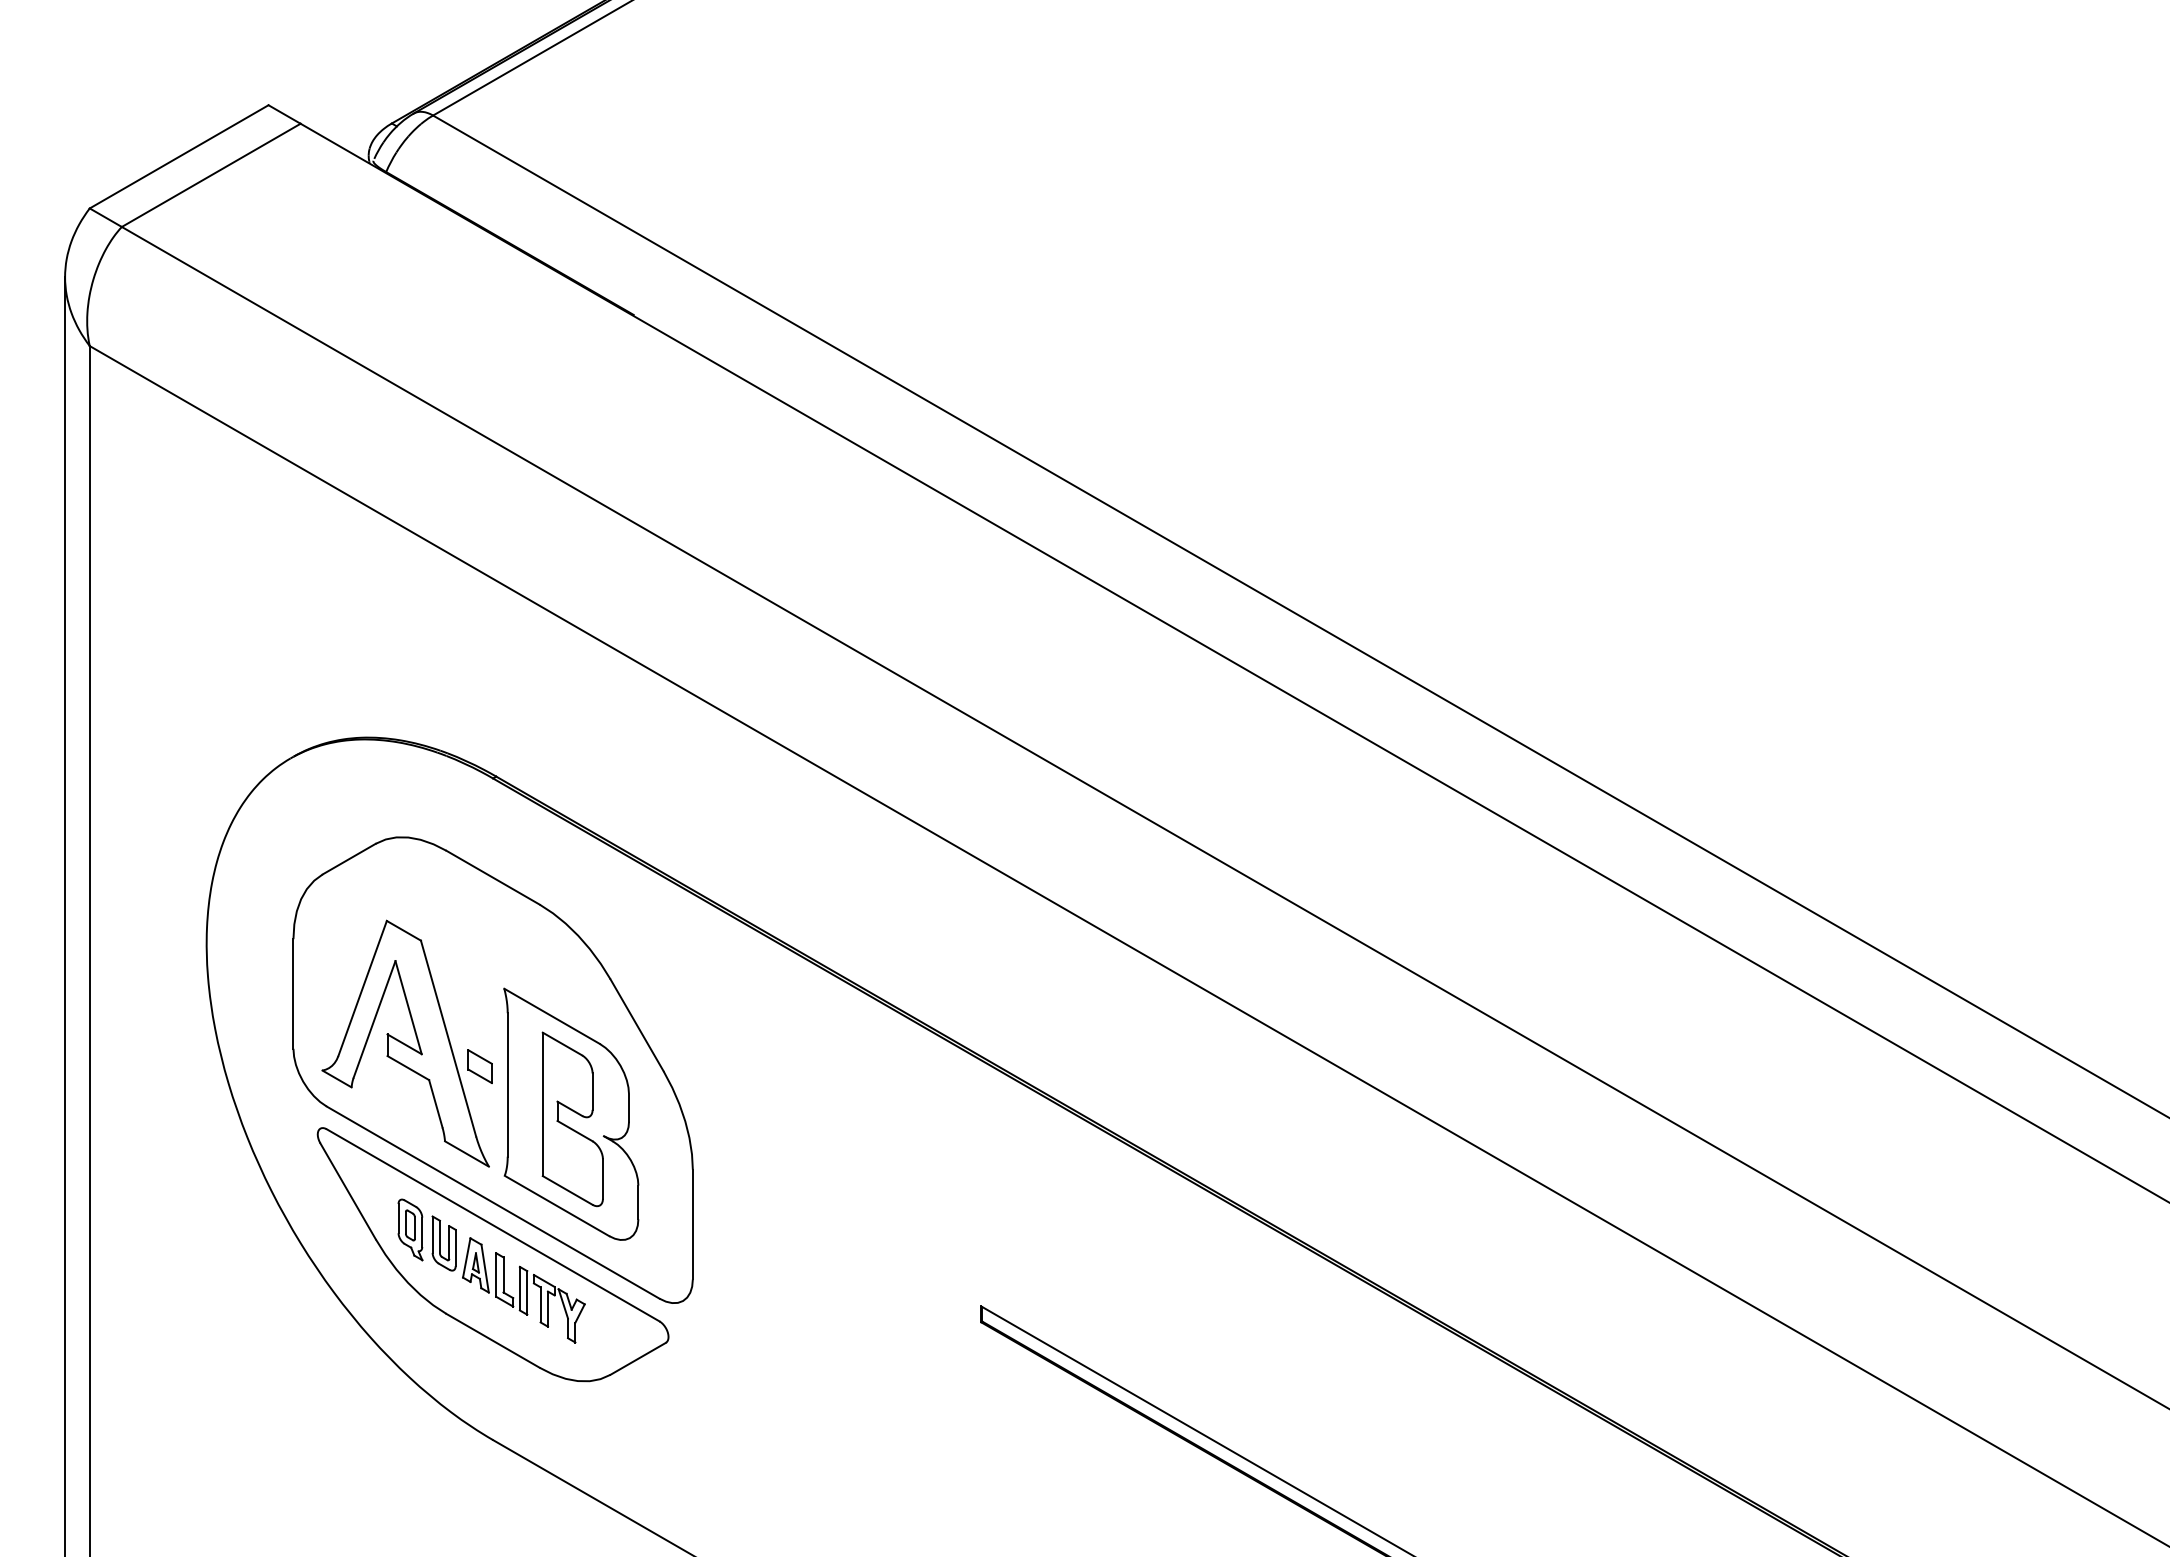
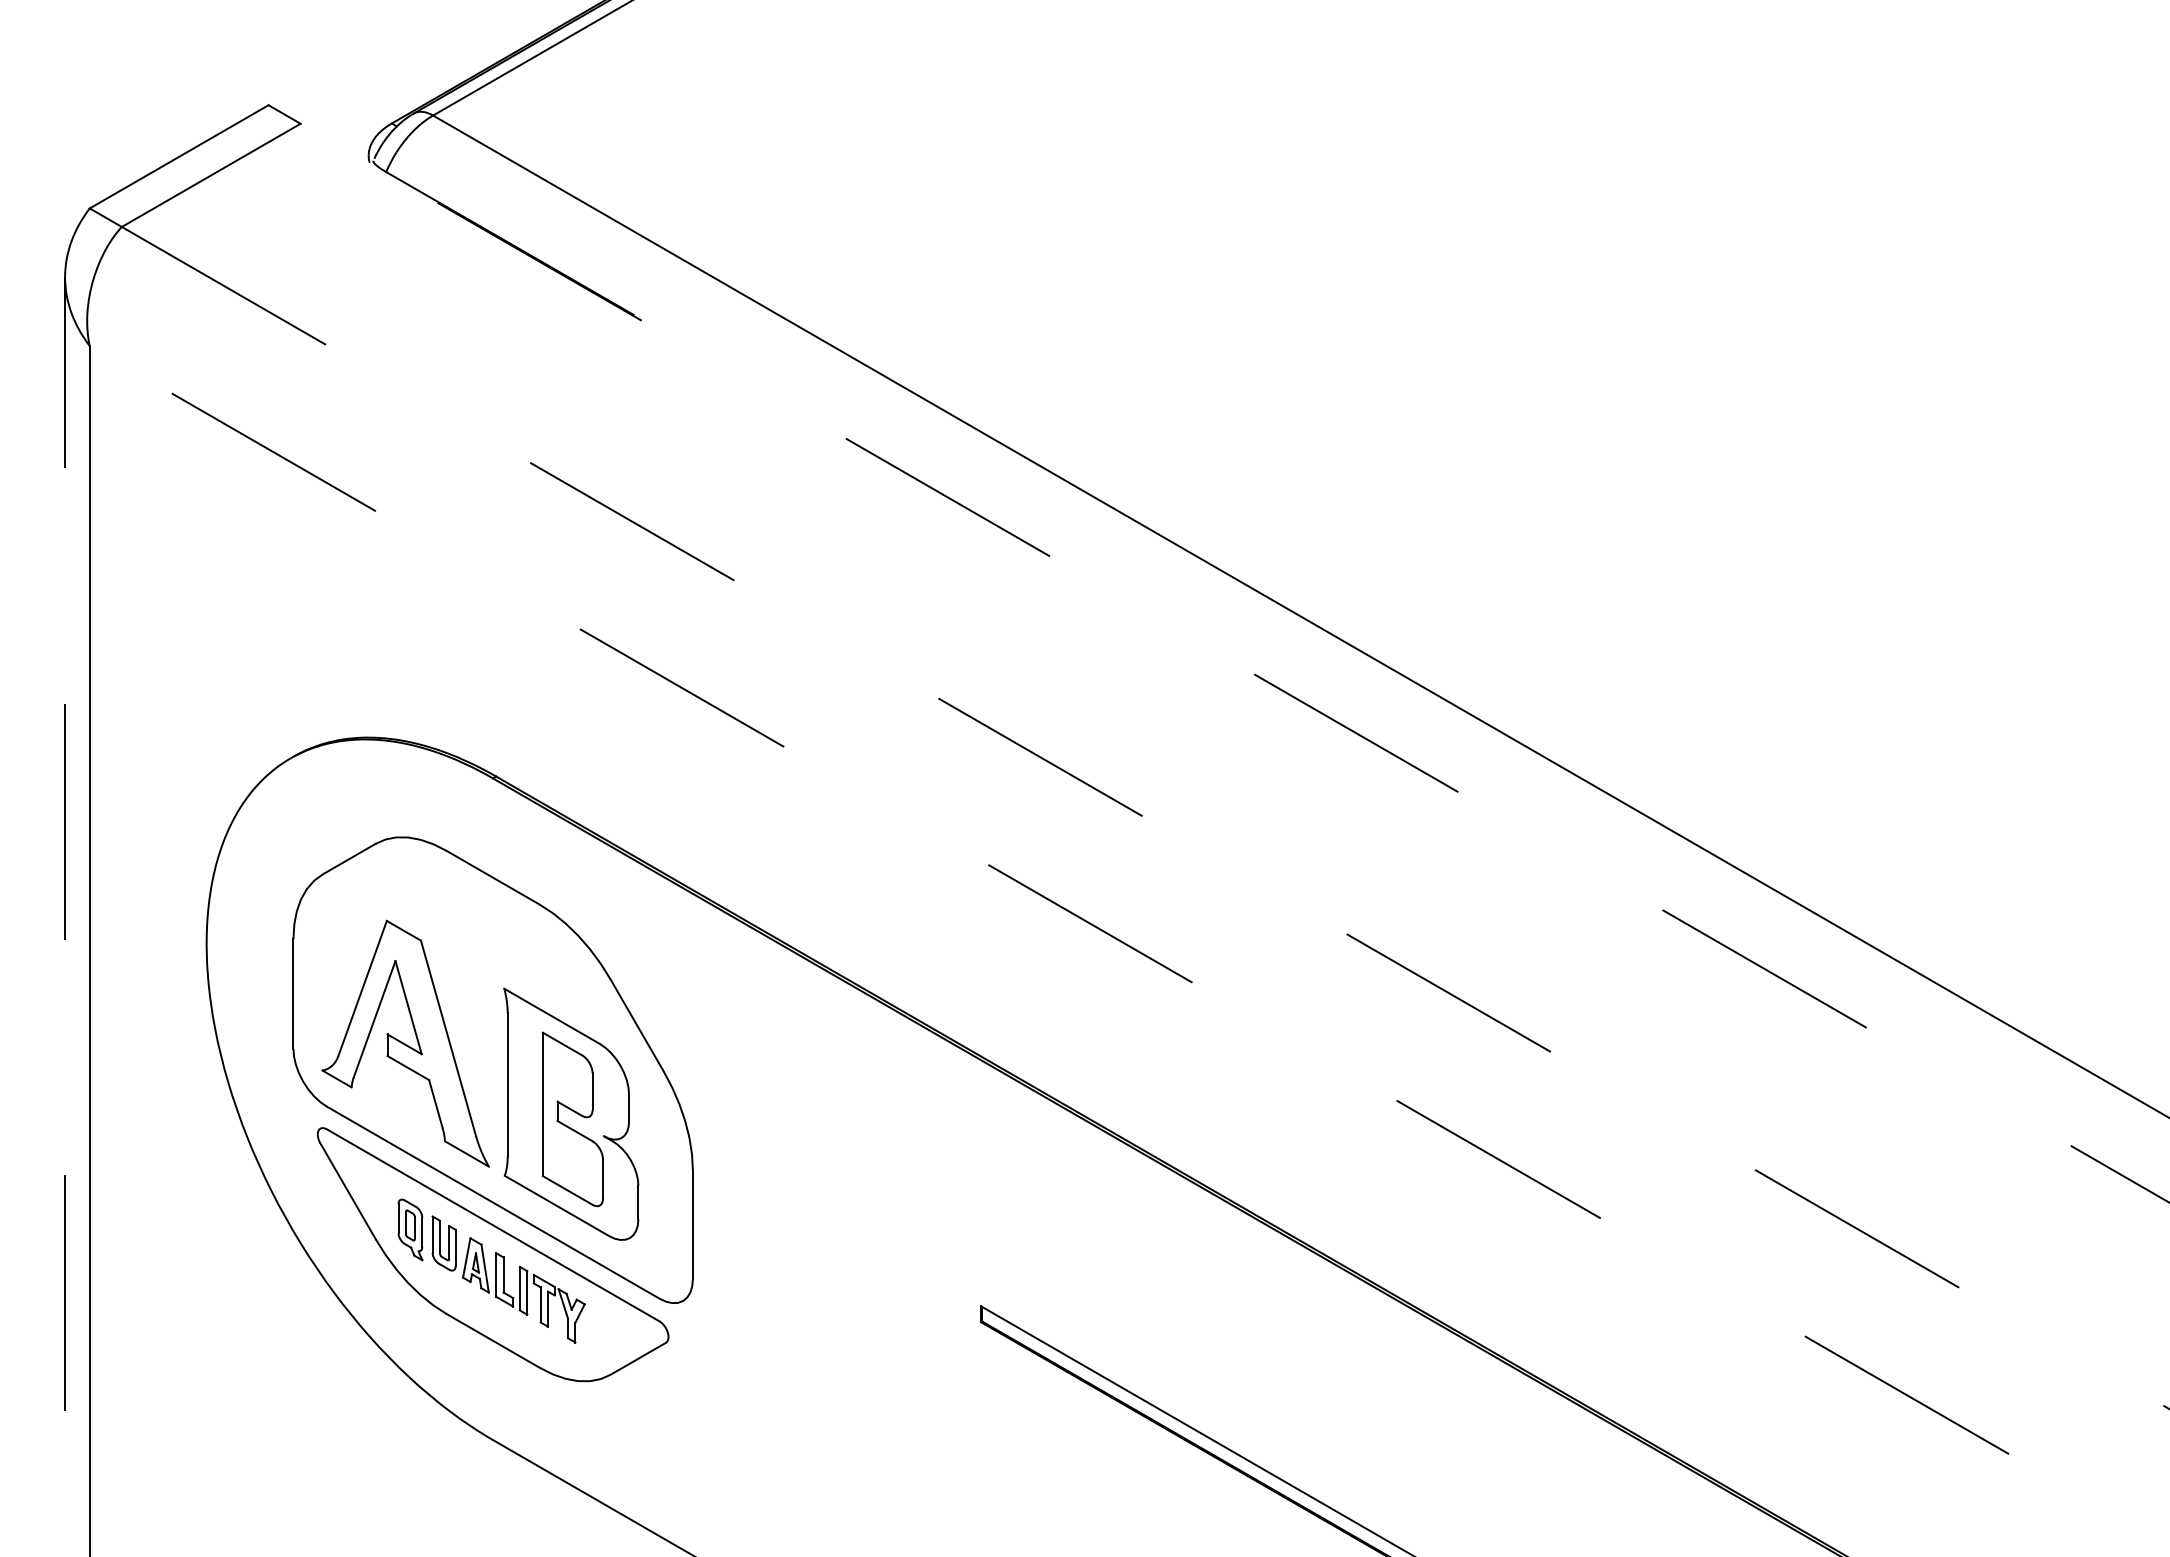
line: solid -> dashed (1234, 663)
line: solid -> dashed (1146, 818)
line: solid -> dashed (65, 916)
line: solid -> dashed (1129, 946)
part: present -> none (479, 1066)
